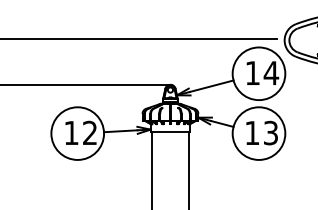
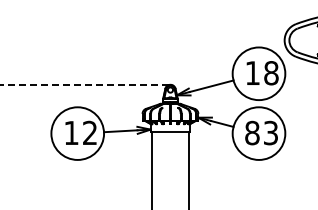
line: present -> none (139, 39)
text: 14 -> 18 (271, 73)
line: solid -> dashed (84, 84)
text: 13 -> 83 (252, 132)
